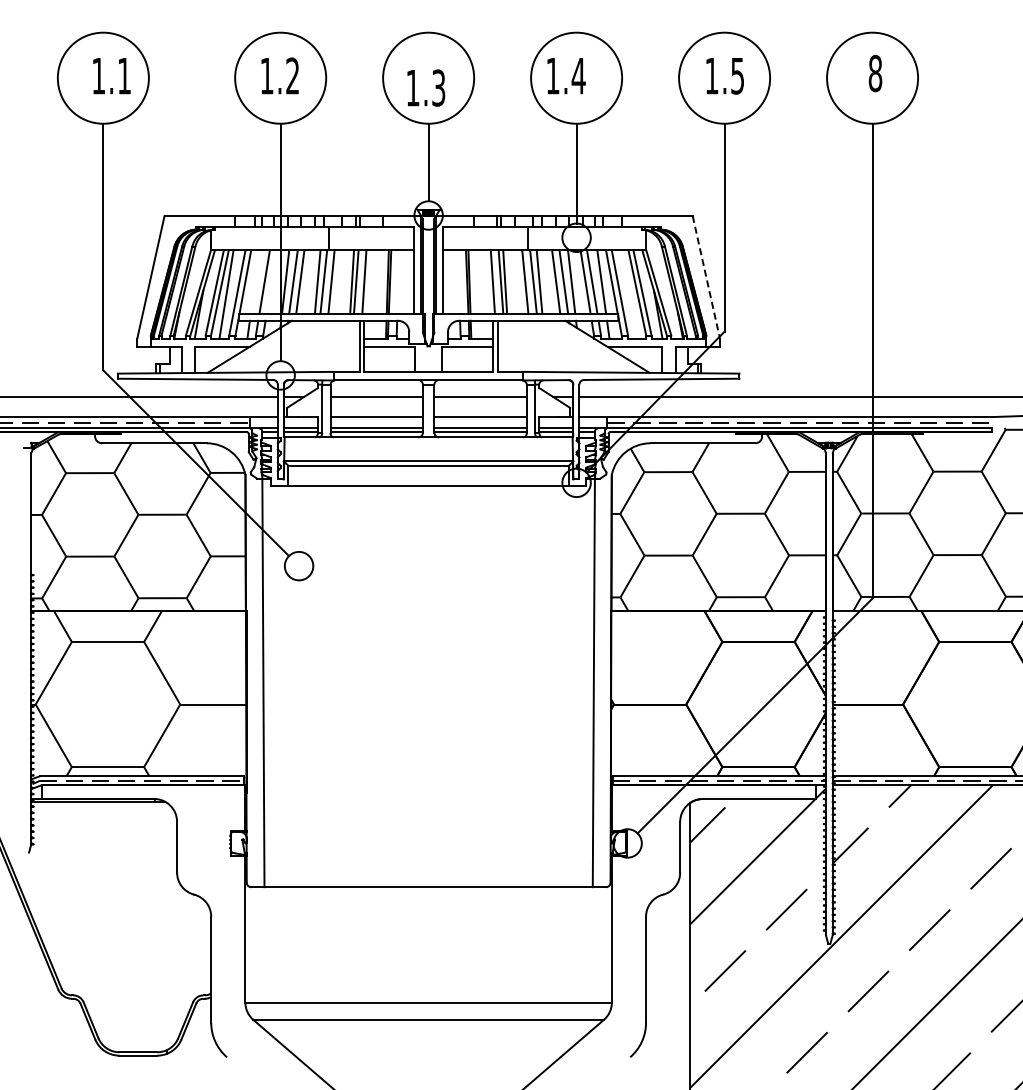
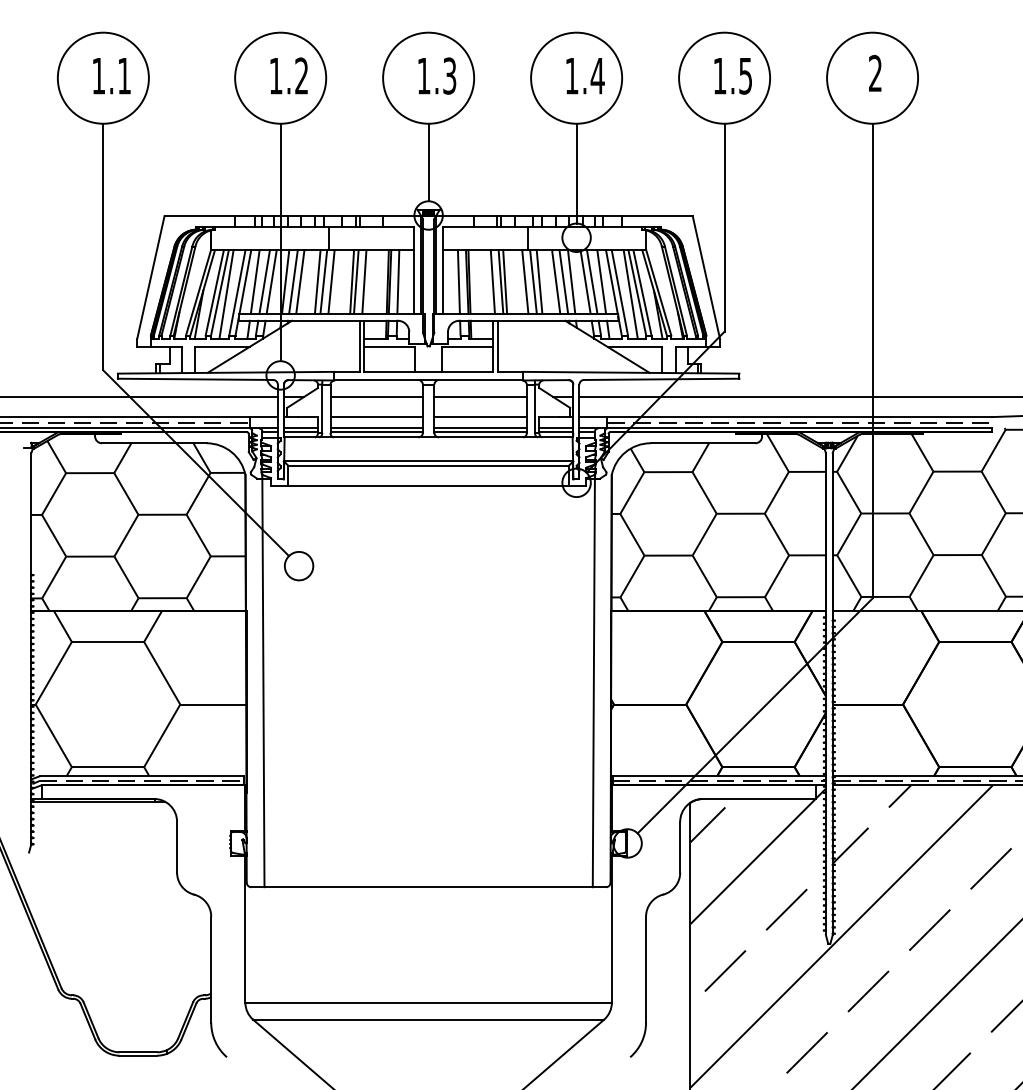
text: 8 -> 2 (875, 73)
text position: (279, 75) -> (288, 75) (288, 75)
text position: (566, 76) -> (585, 76) (585, 76)
text position: (724, 76) -> (732, 76) (732, 76)
text position: (426, 87) -> (437, 75) (437, 75)
line: dashed -> solid (706, 277)
line: none -> present (254, 281)
line: none -> present (271, 281)
line: none -> present (398, 281)
line: none -> present (458, 281)
line: none -> present (630, 294)
